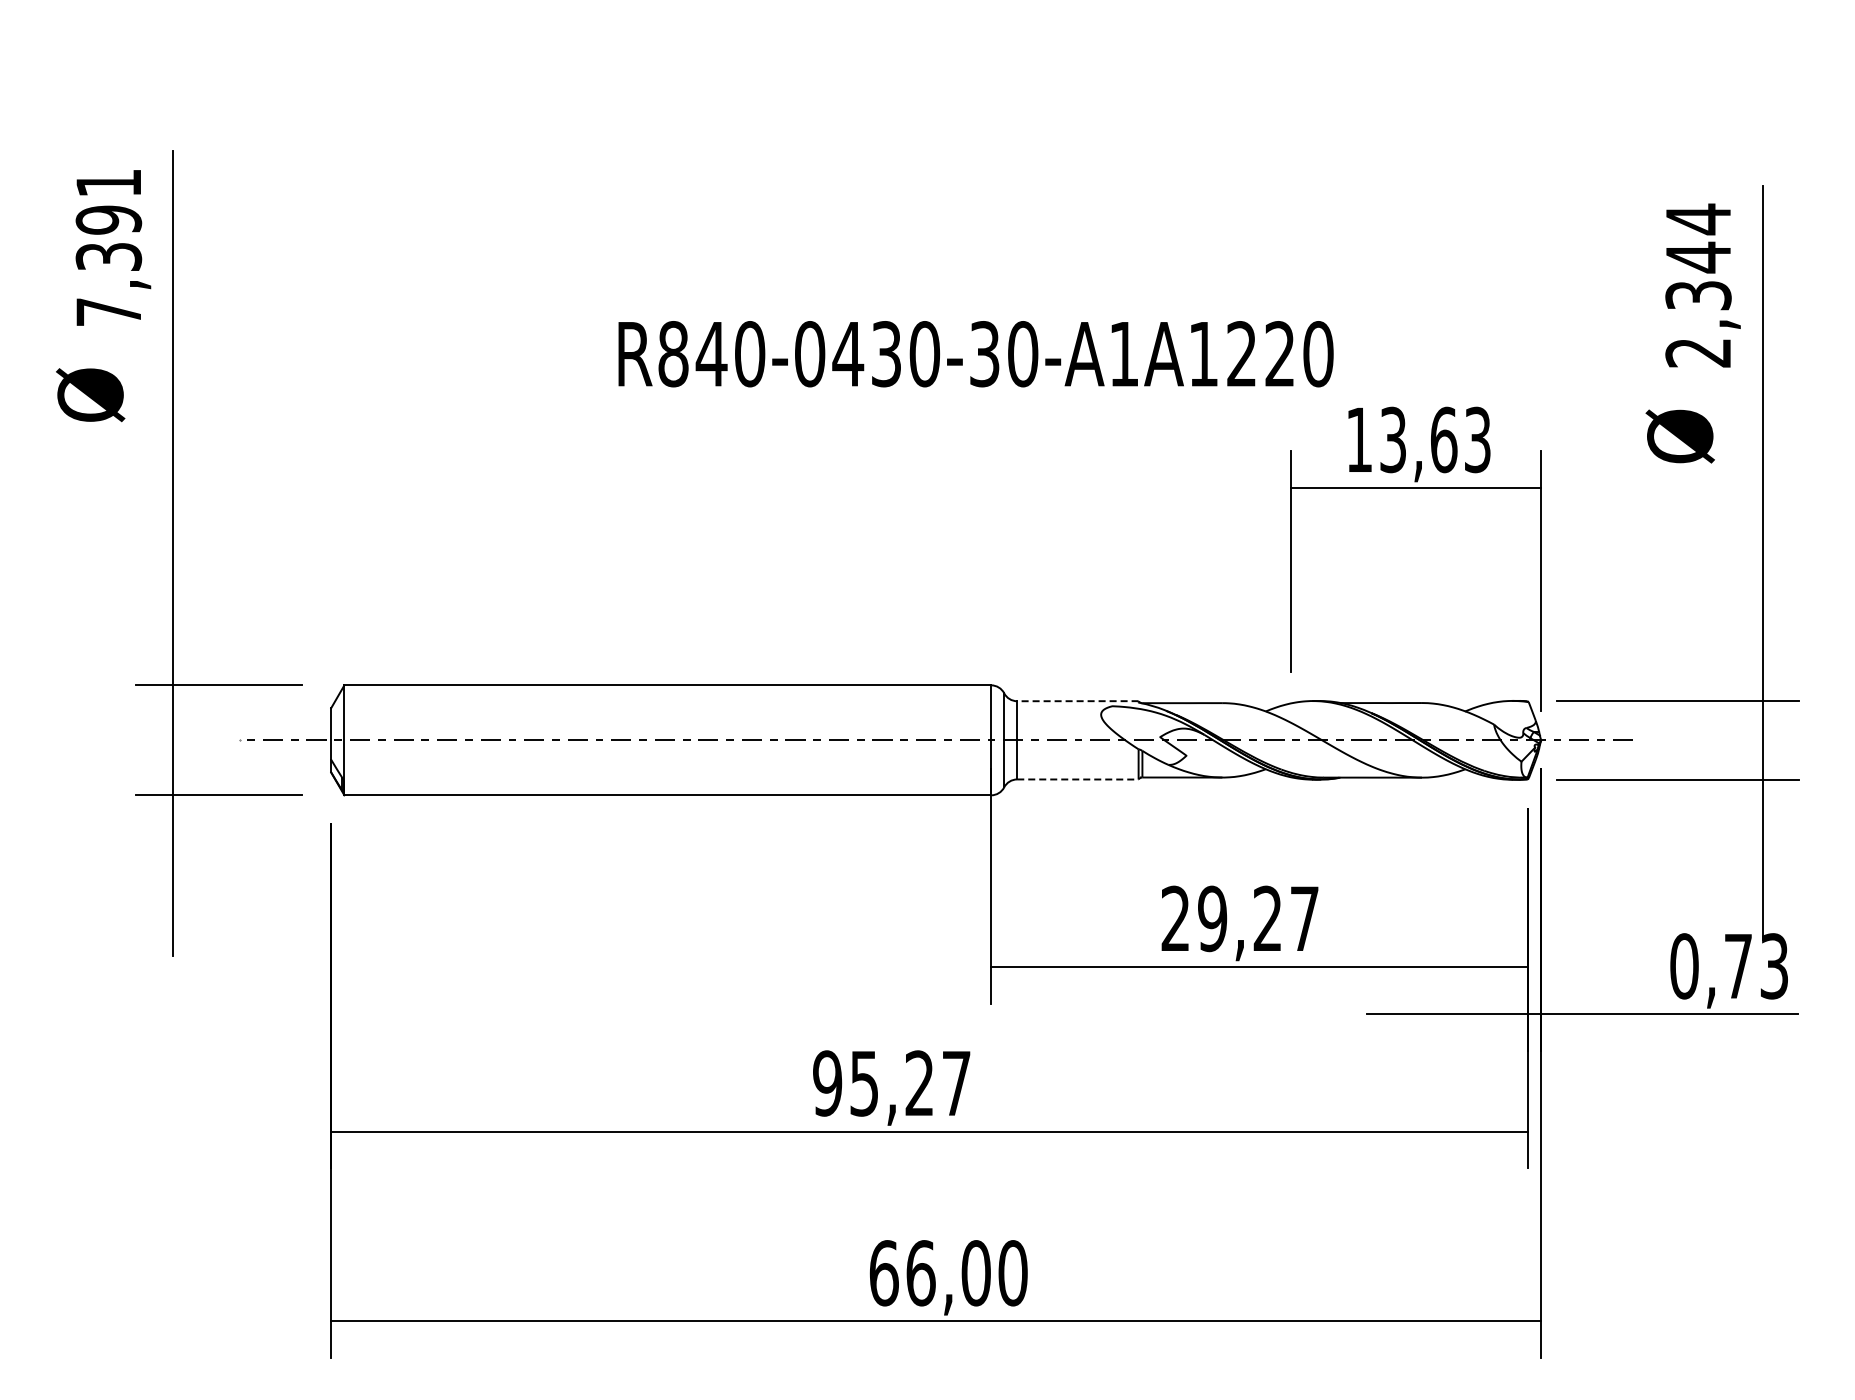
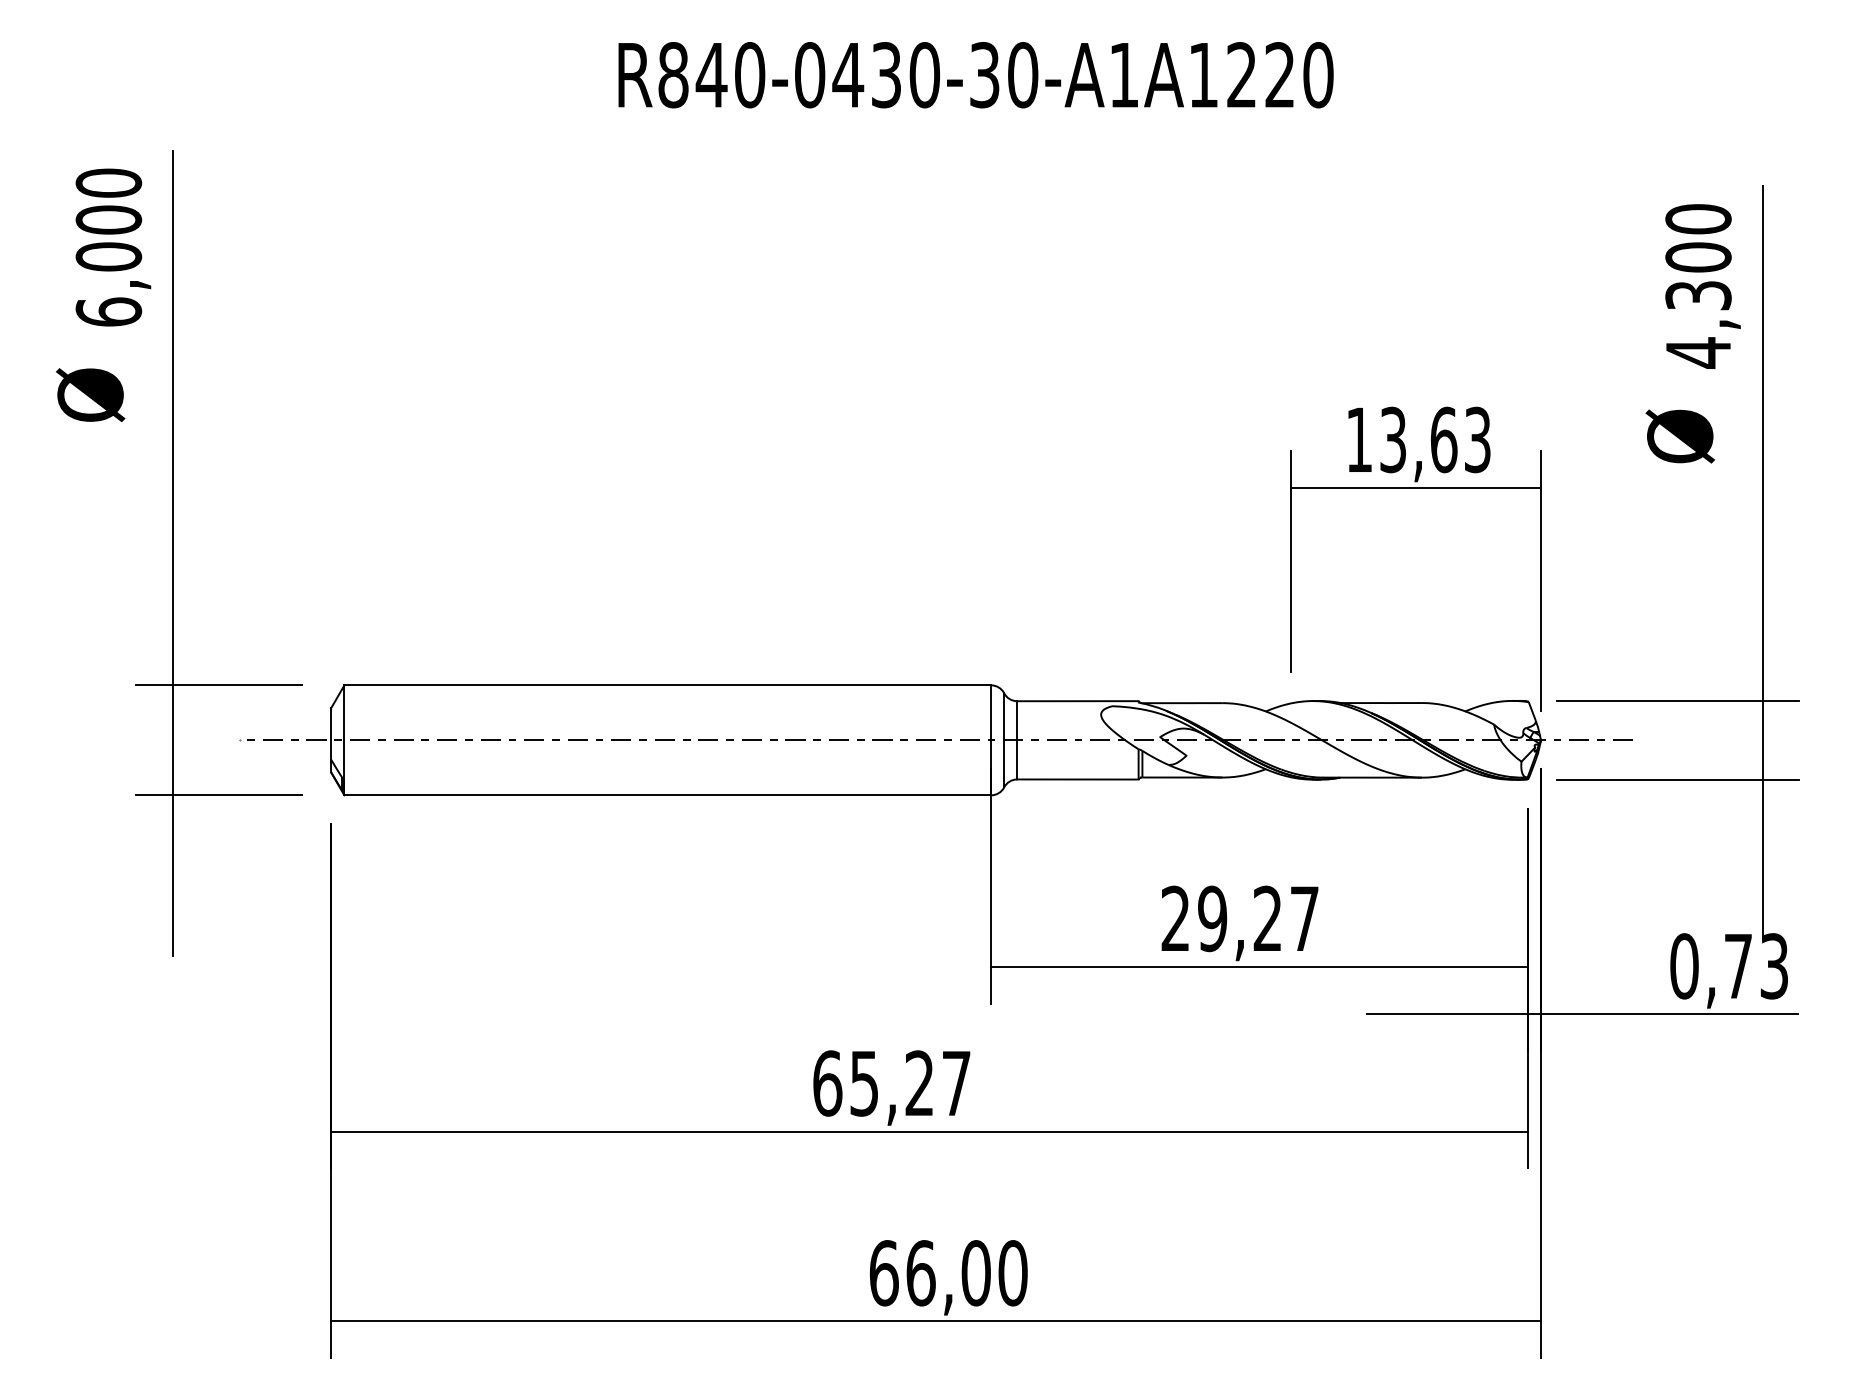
text: 7,391 -> 6,000 (108, 247)
text: 2,344 -> 4,300 (1698, 285)
text position: (975, 354) -> (975, 75) (975, 75)
line: dashed -> solid (1077, 701)
line: dashed -> solid (1077, 779)
text: 95,27 -> 65,27 (827, 1083)
